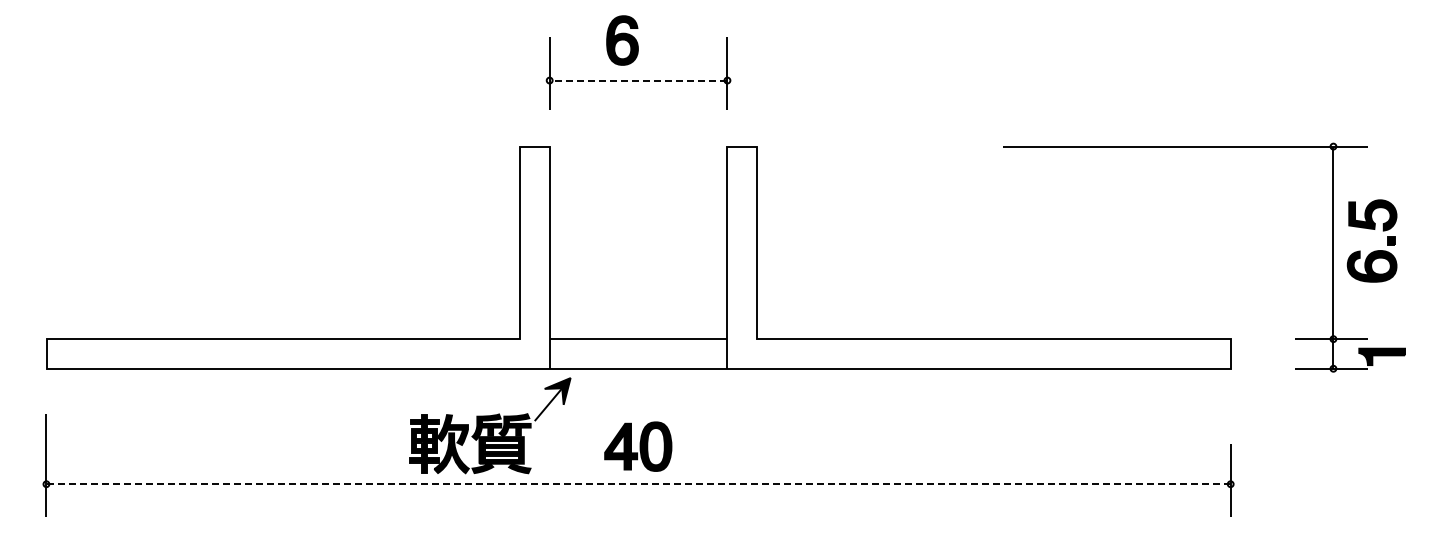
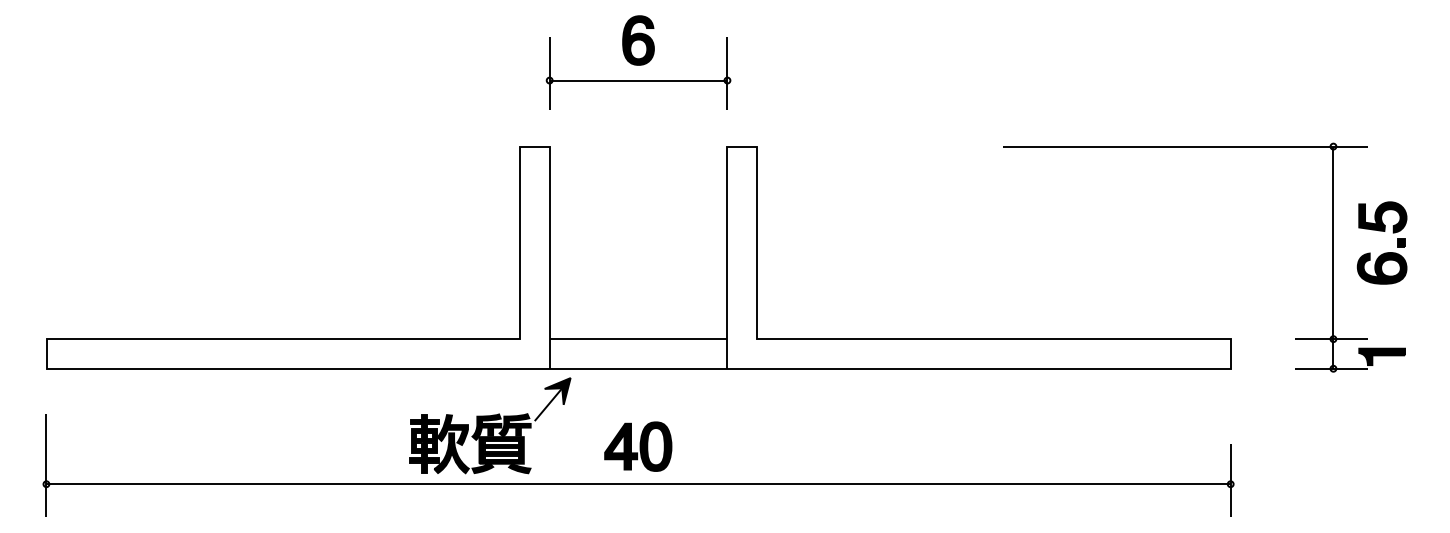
part position: (622, 40) -> (638, 40) (638, 40)
line: dashed -> solid (638, 80)
part position: (1374, 250) -> (1384, 252) (1384, 252)
line: dashed -> solid (638, 484)
